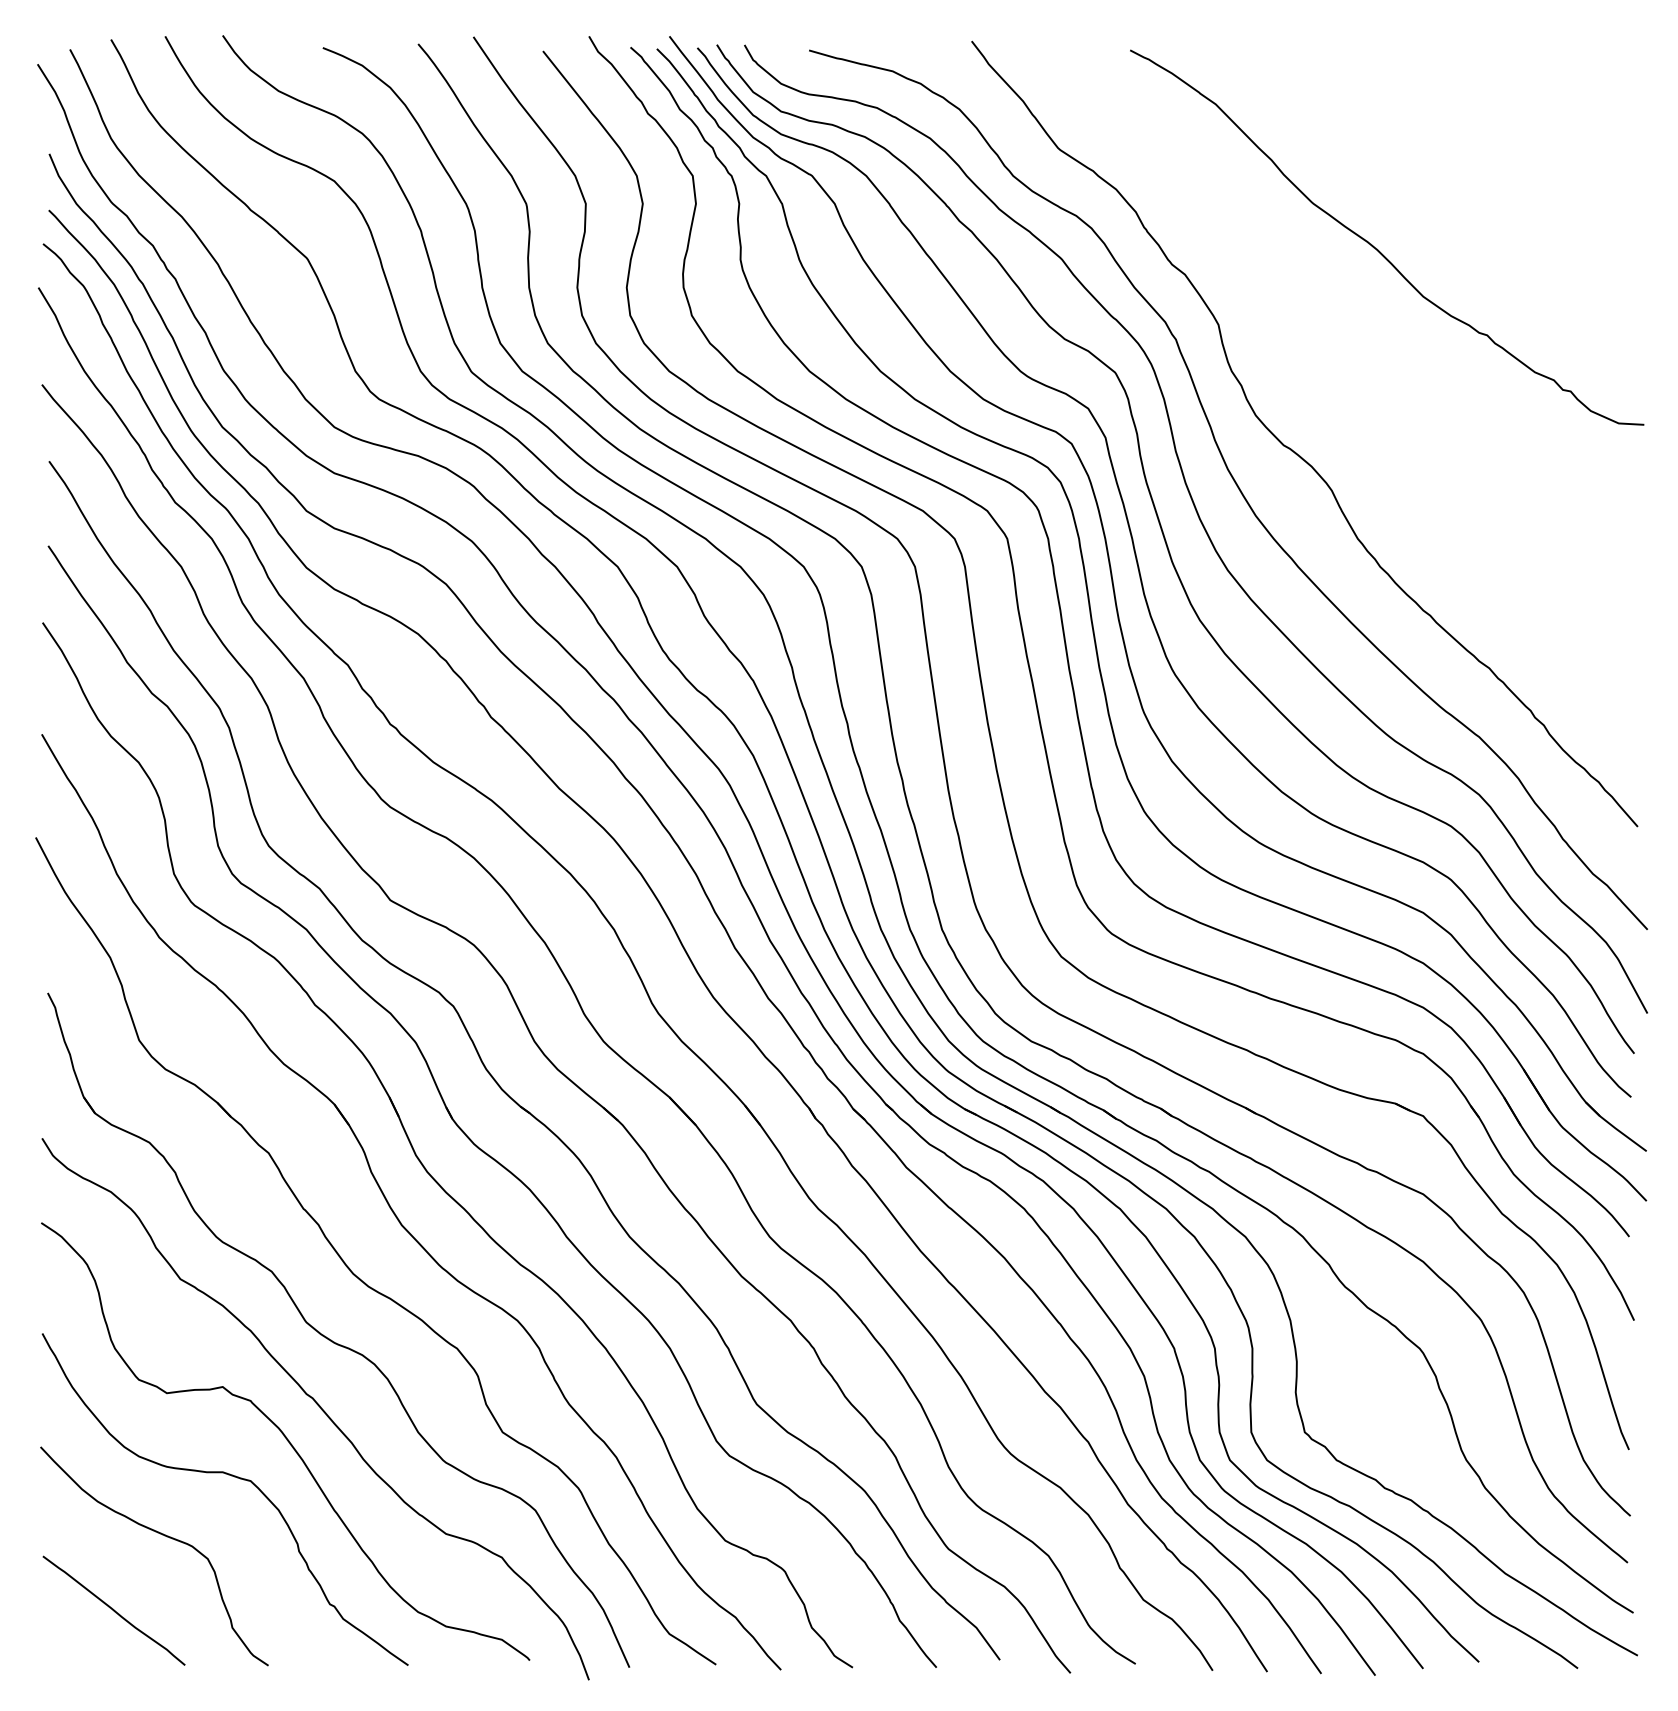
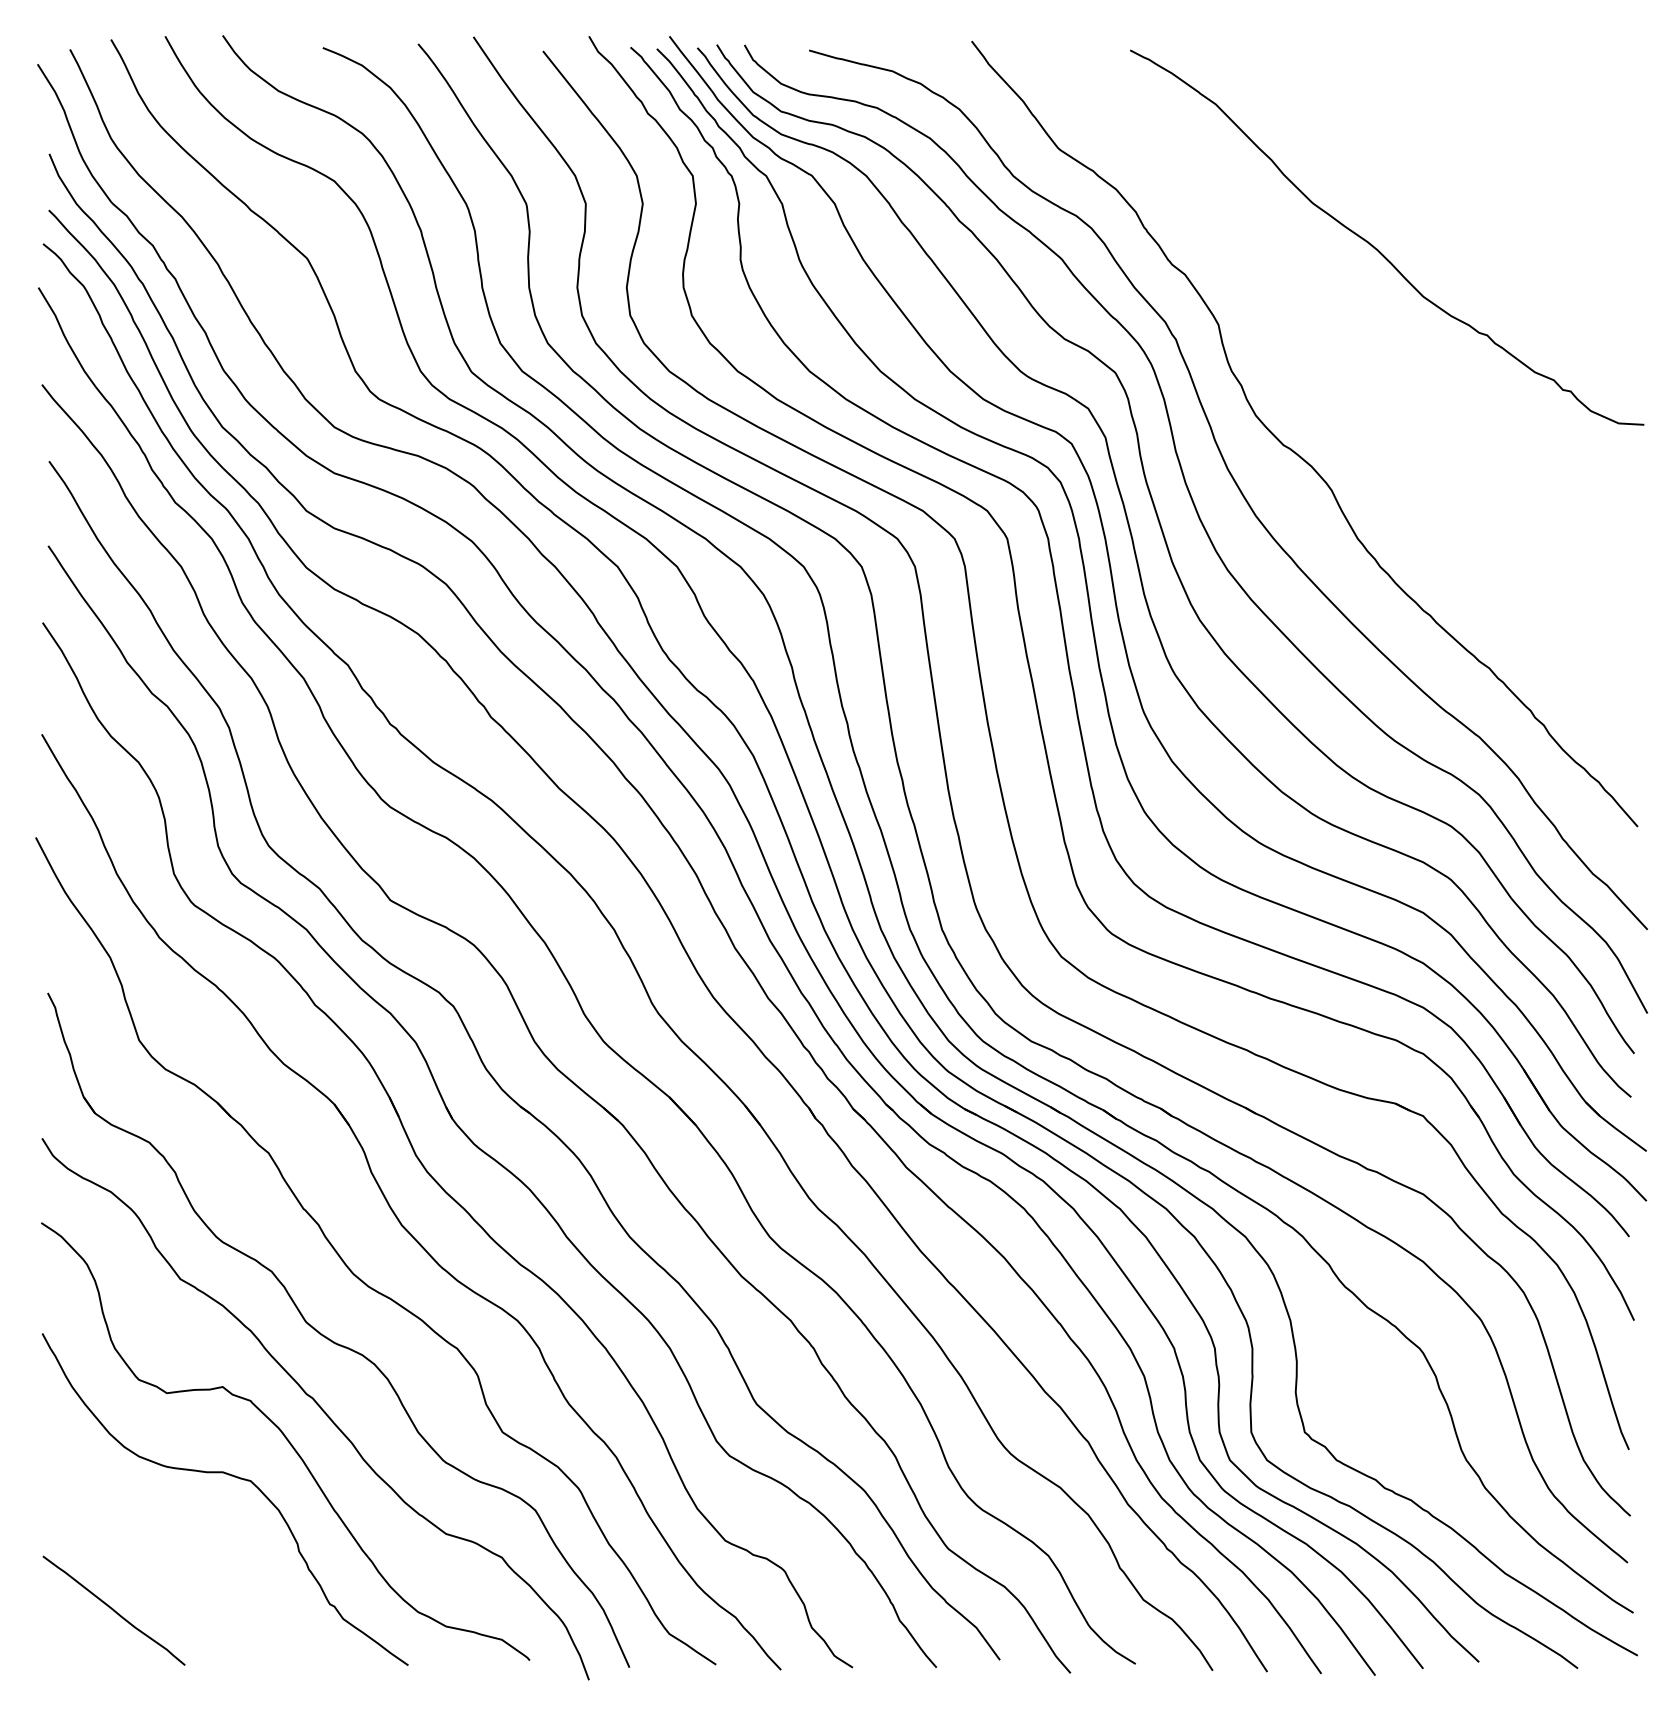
curve: present -> none (164, 1536)
